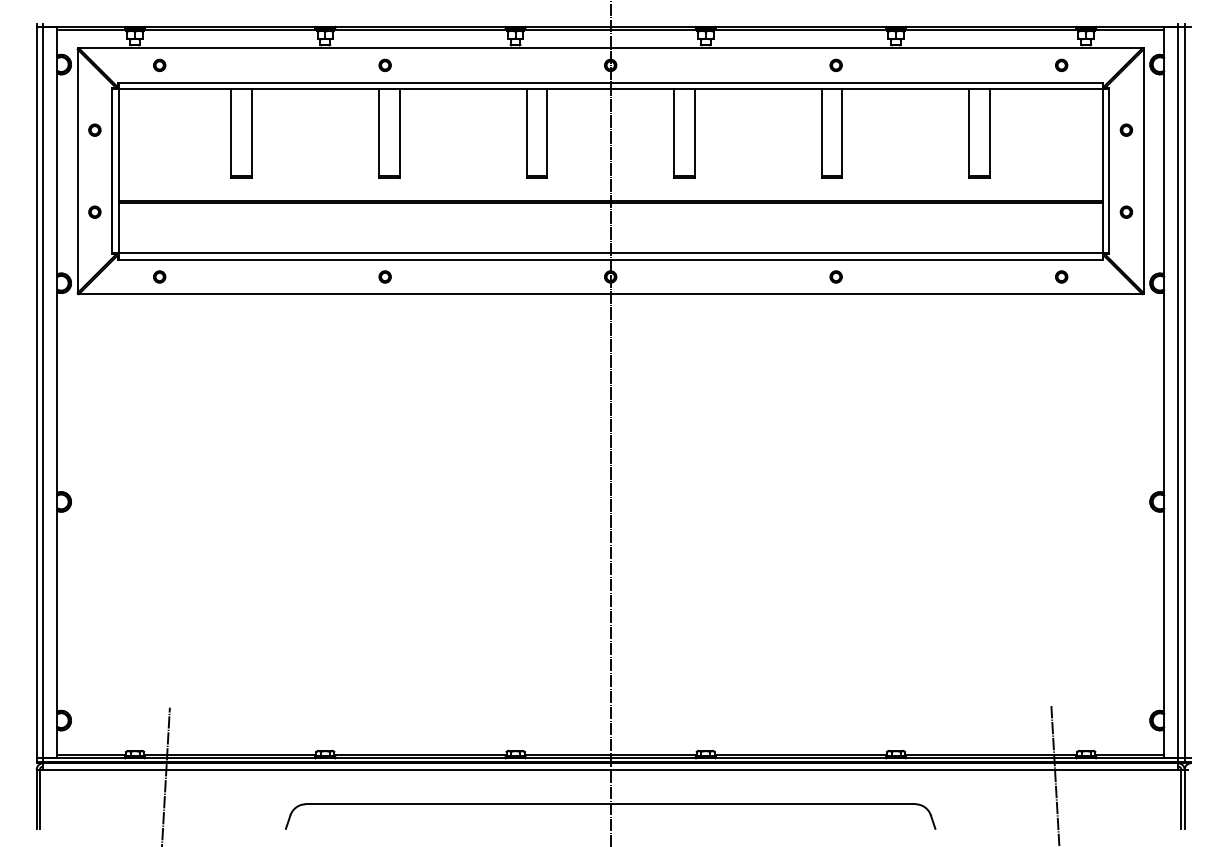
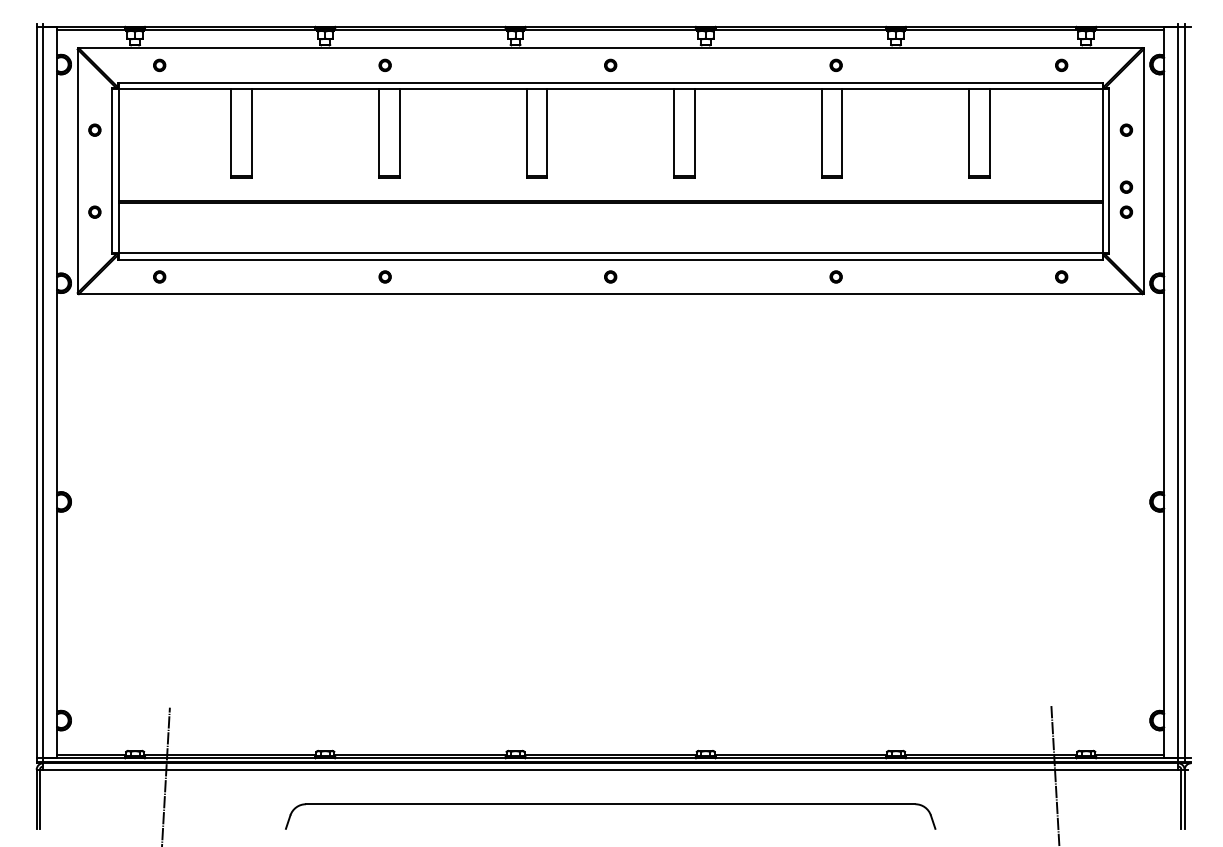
part: none -> present (1126, 186)
line: present -> none (610, 422)
